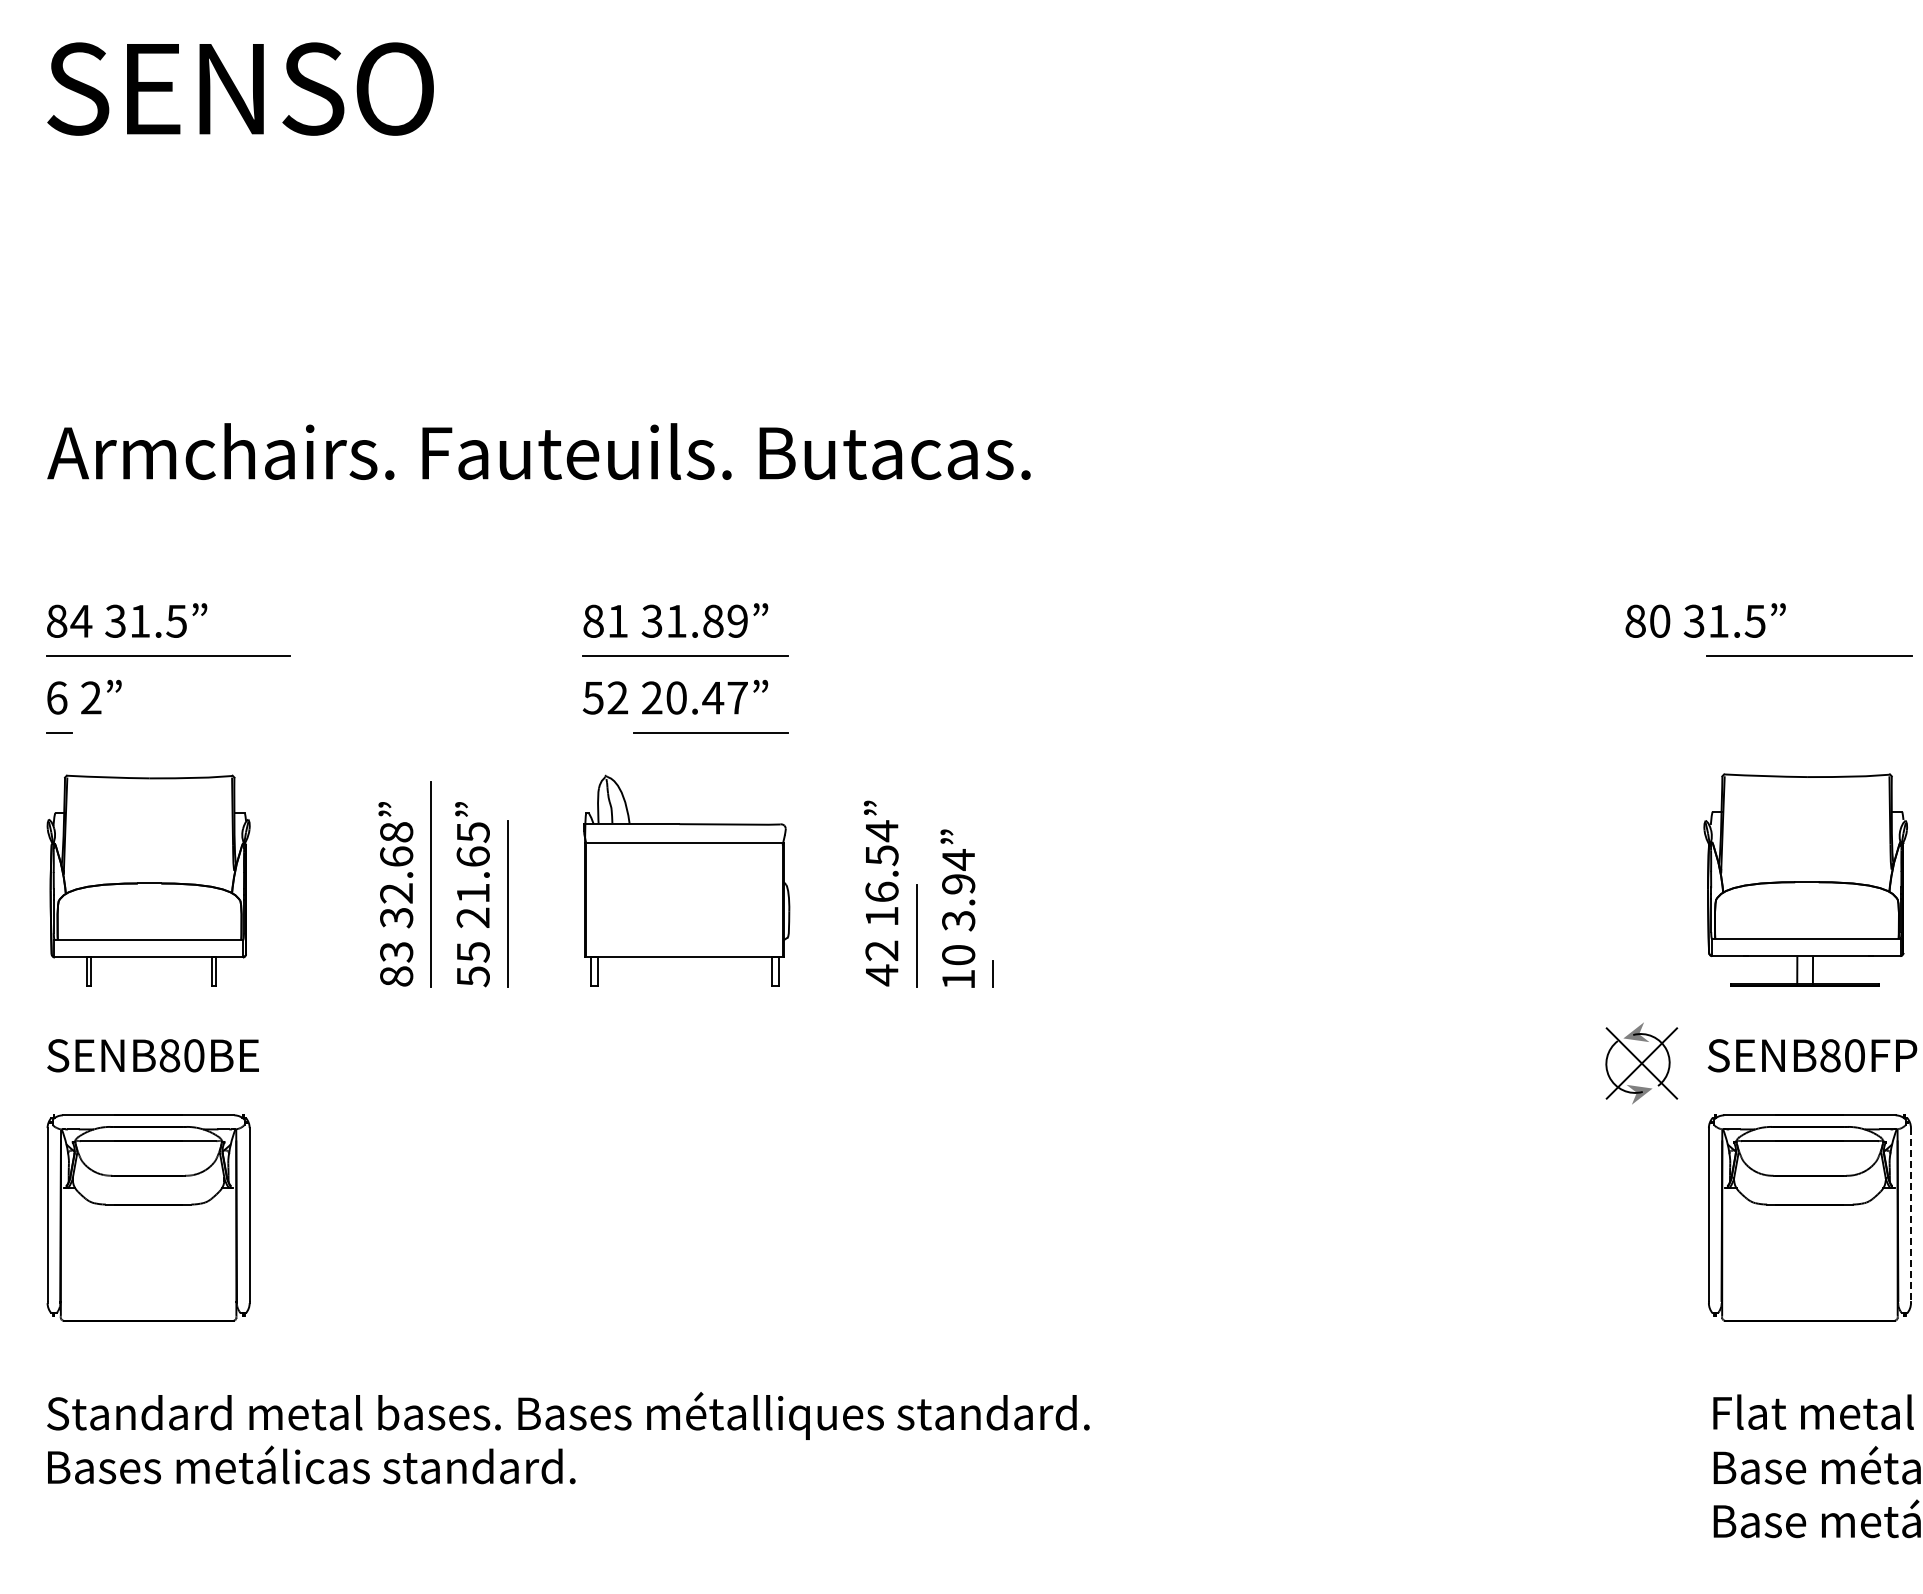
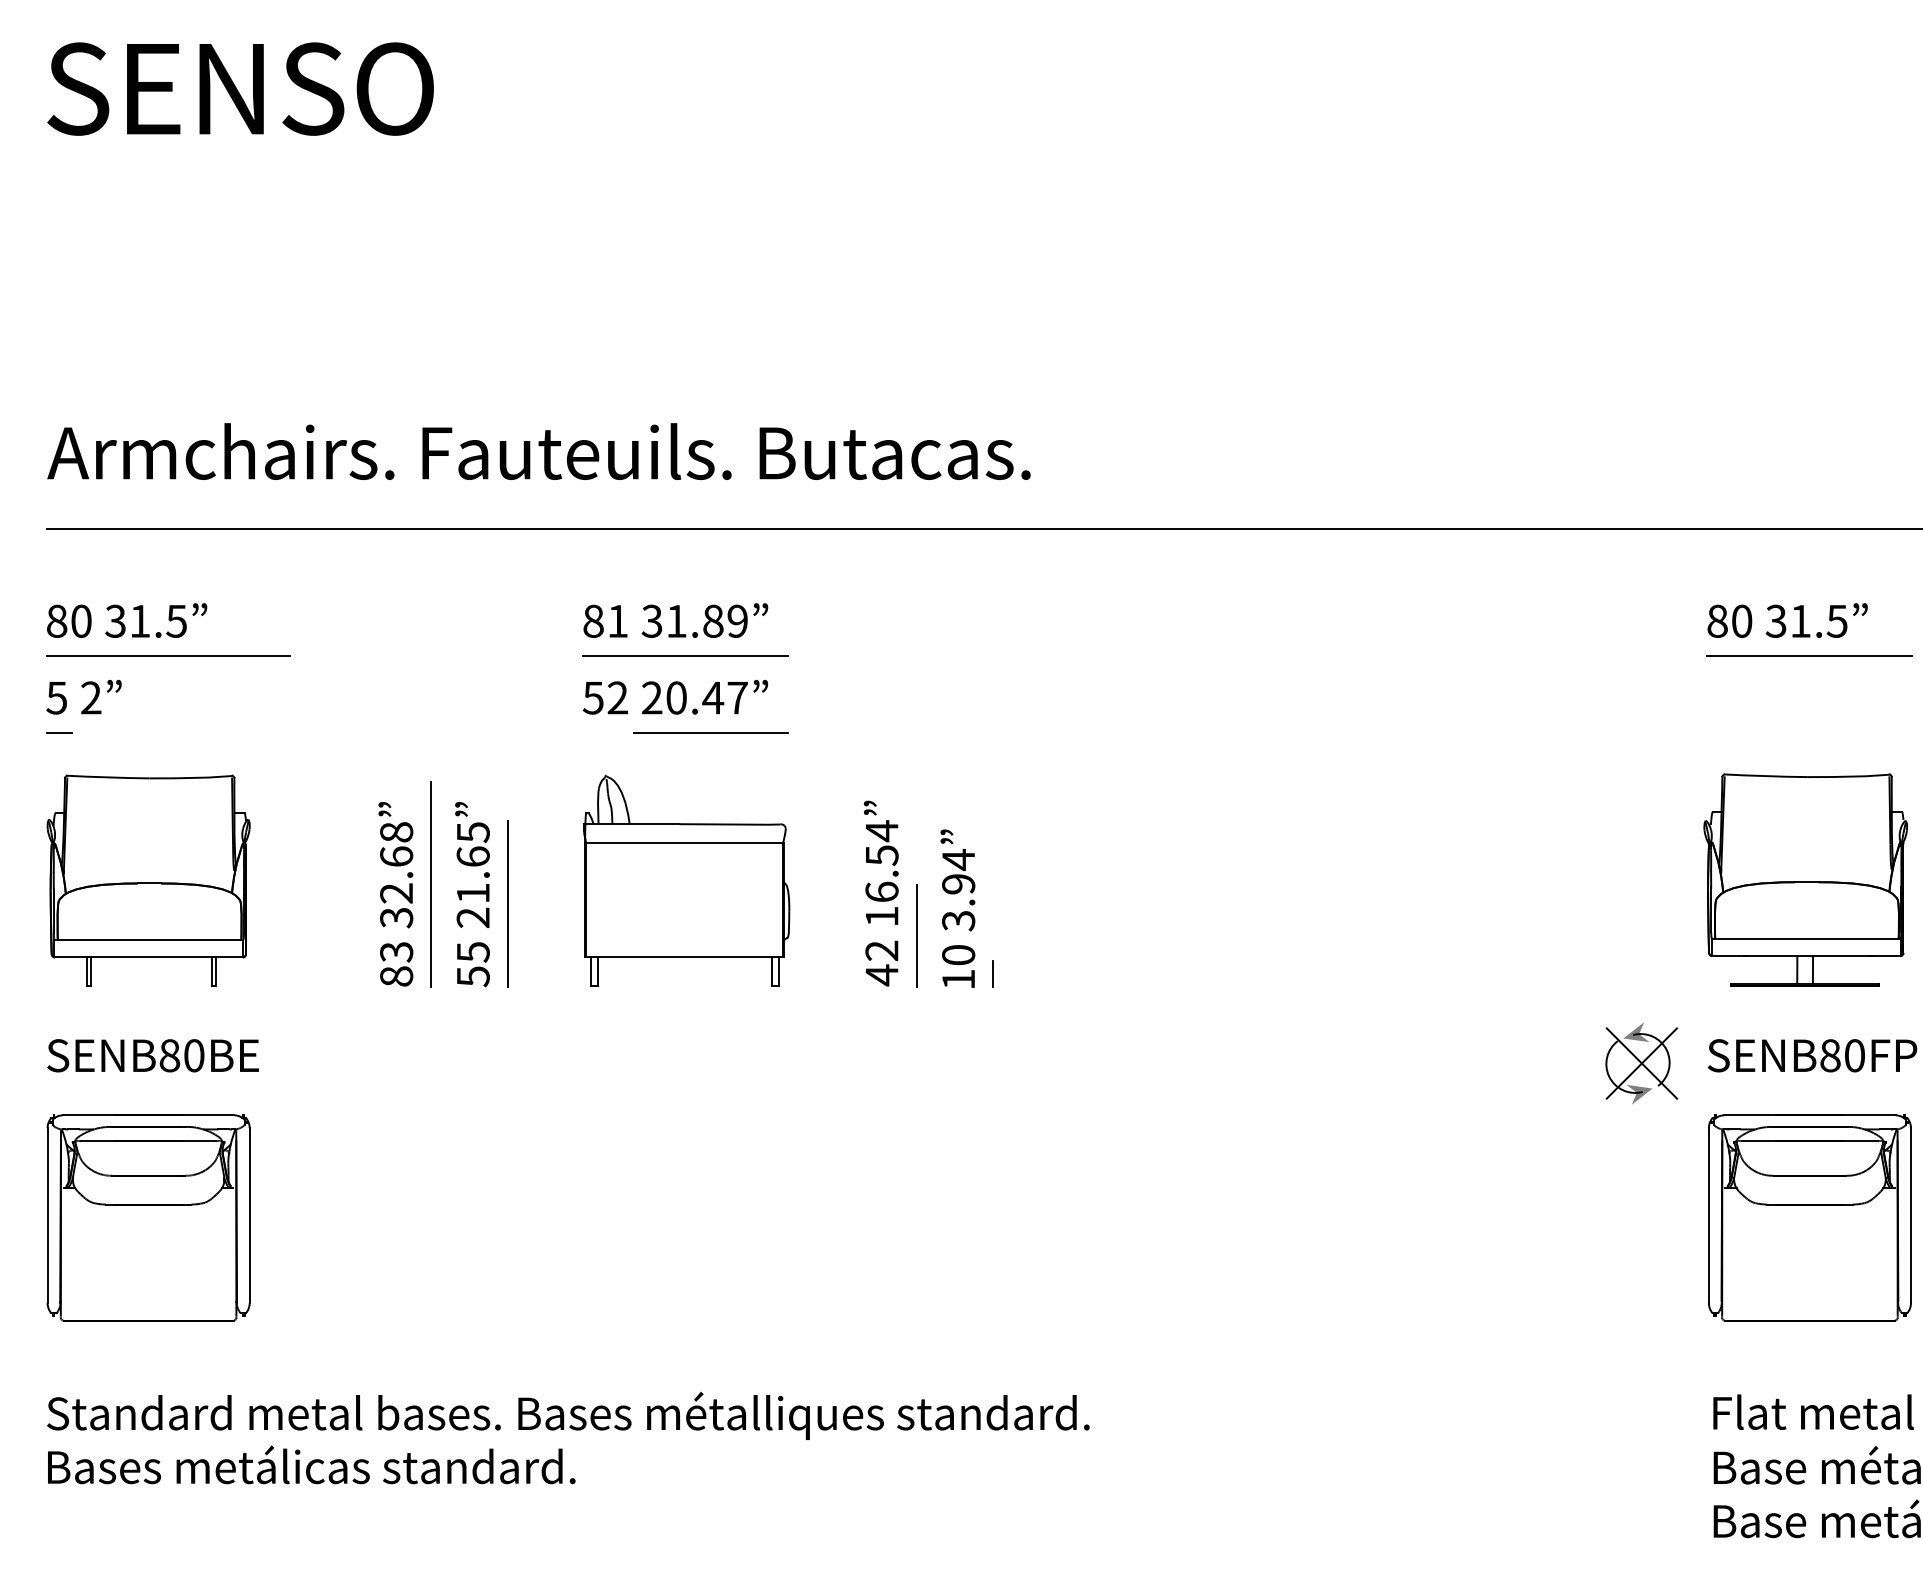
line: none -> present (982, 529)
text: 84 -> 80 (81, 620)
text position: (1705, 620) -> (1787, 620) (1787, 620)
text: 6 -> 5 (56, 697)
line: dashed -> solid (1910, 1214)
